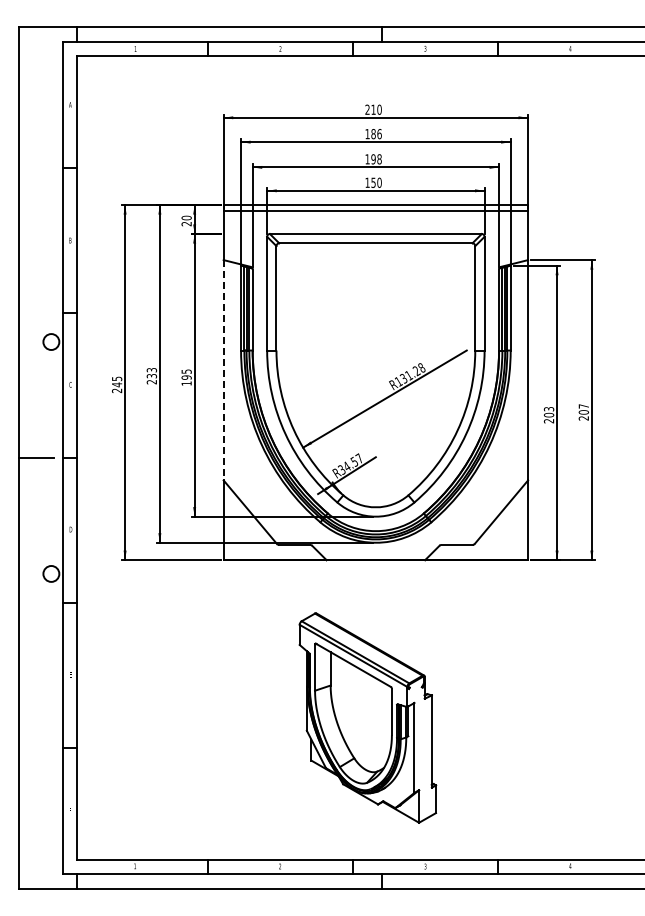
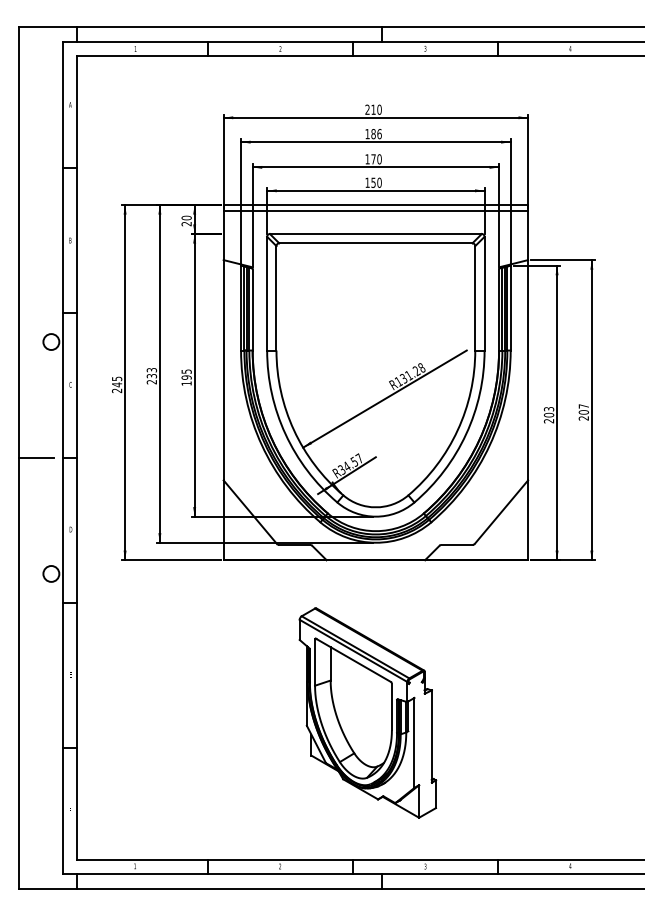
text: 198 -> 170 (376, 159)
line: dashed -> solid (223, 370)
part position: (367, 717) -> (367, 712) (367, 712)
